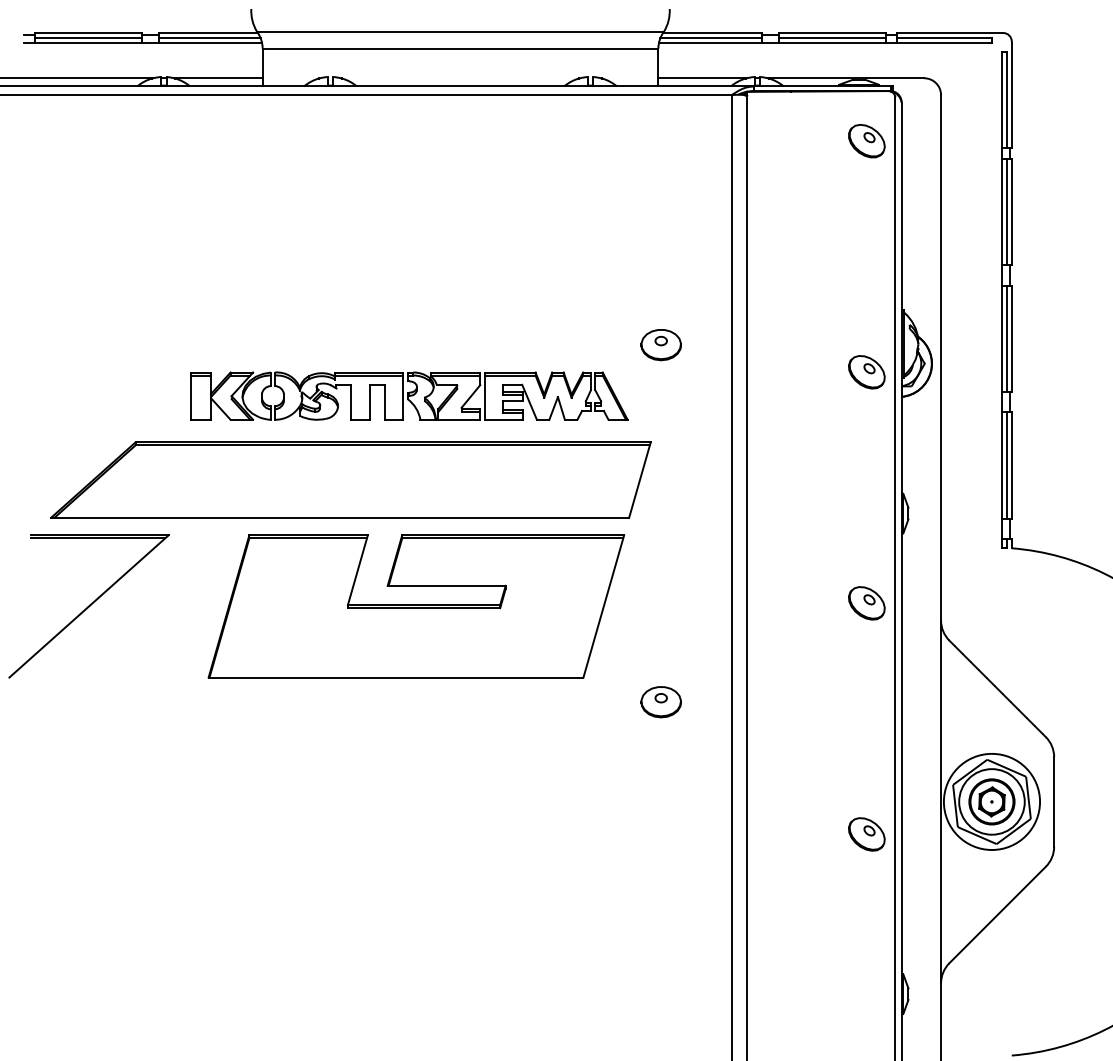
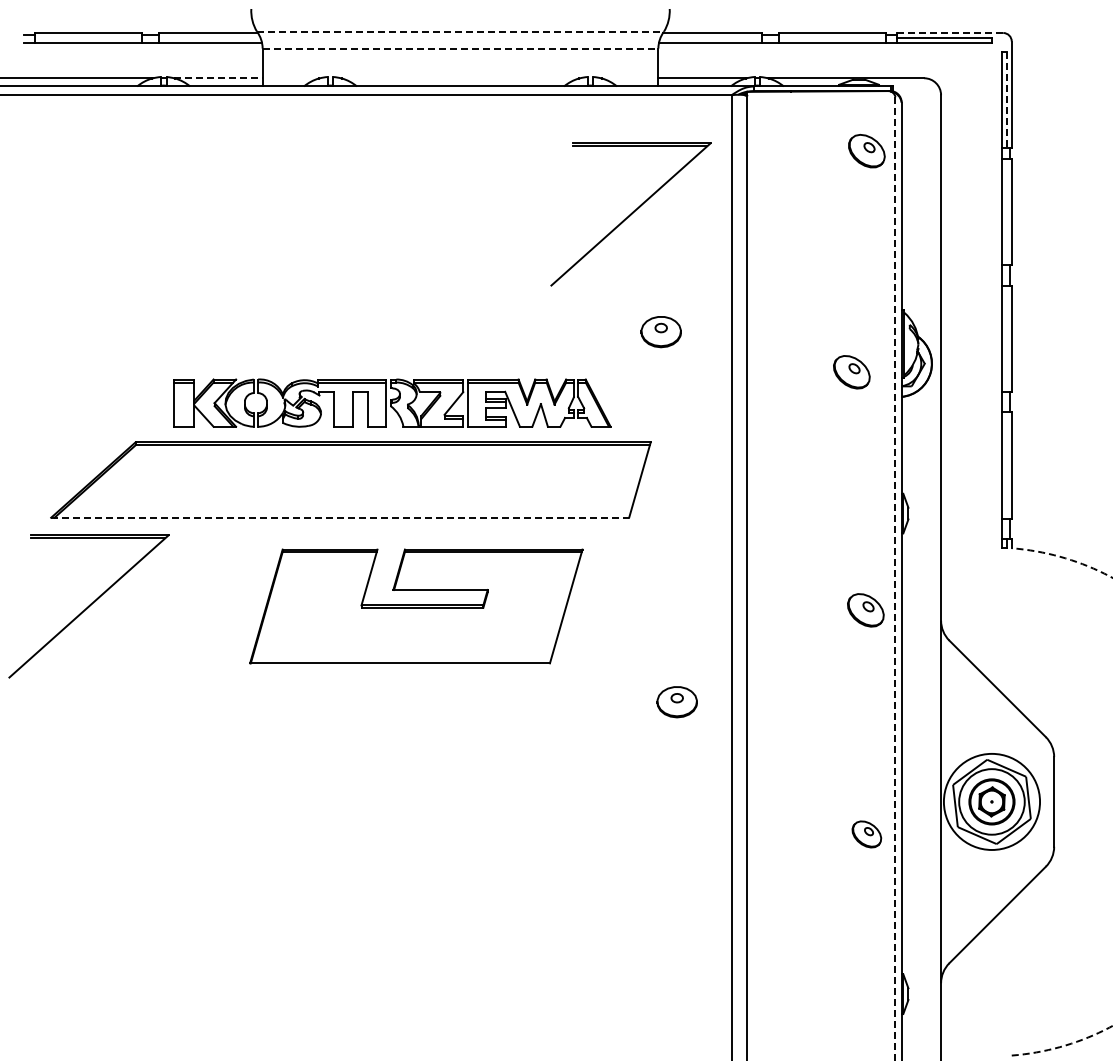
line: solid -> dashed (460, 31)
line: solid -> dashed (949, 33)
line: present -> none (88, 38)
line: present -> none (209, 38)
line: present -> none (710, 38)
line: present -> none (832, 38)
line: solid -> dashed (460, 48)
line: solid -> dashed (218, 78)
line: solid -> dashed (1006, 100)
part position: (866, 141) -> (866, 151) (866, 151)
line: present -> none (1006, 212)
part: none -> present (630, 214)
line: present -> none (1006, 338)
part position: (660, 345) -> (660, 332) (660, 332)
part position: (866, 372) -> (851, 372) (851, 372)
part position: (409, 395) -> (392, 402) (392, 402)
line: present -> none (1006, 465)
line: solid -> dashed (340, 517)
arc: solid -> dashed (1112, 578)
line: solid -> dashed (895, 579)
part position: (866, 603) -> (865, 610) (865, 610)
part size: 418x145 px -> 335x117 px (416, 606)
part position: (660, 702) -> (676, 702) (676, 702)
part size: 38x35 px -> 32x29 px (866, 834)
